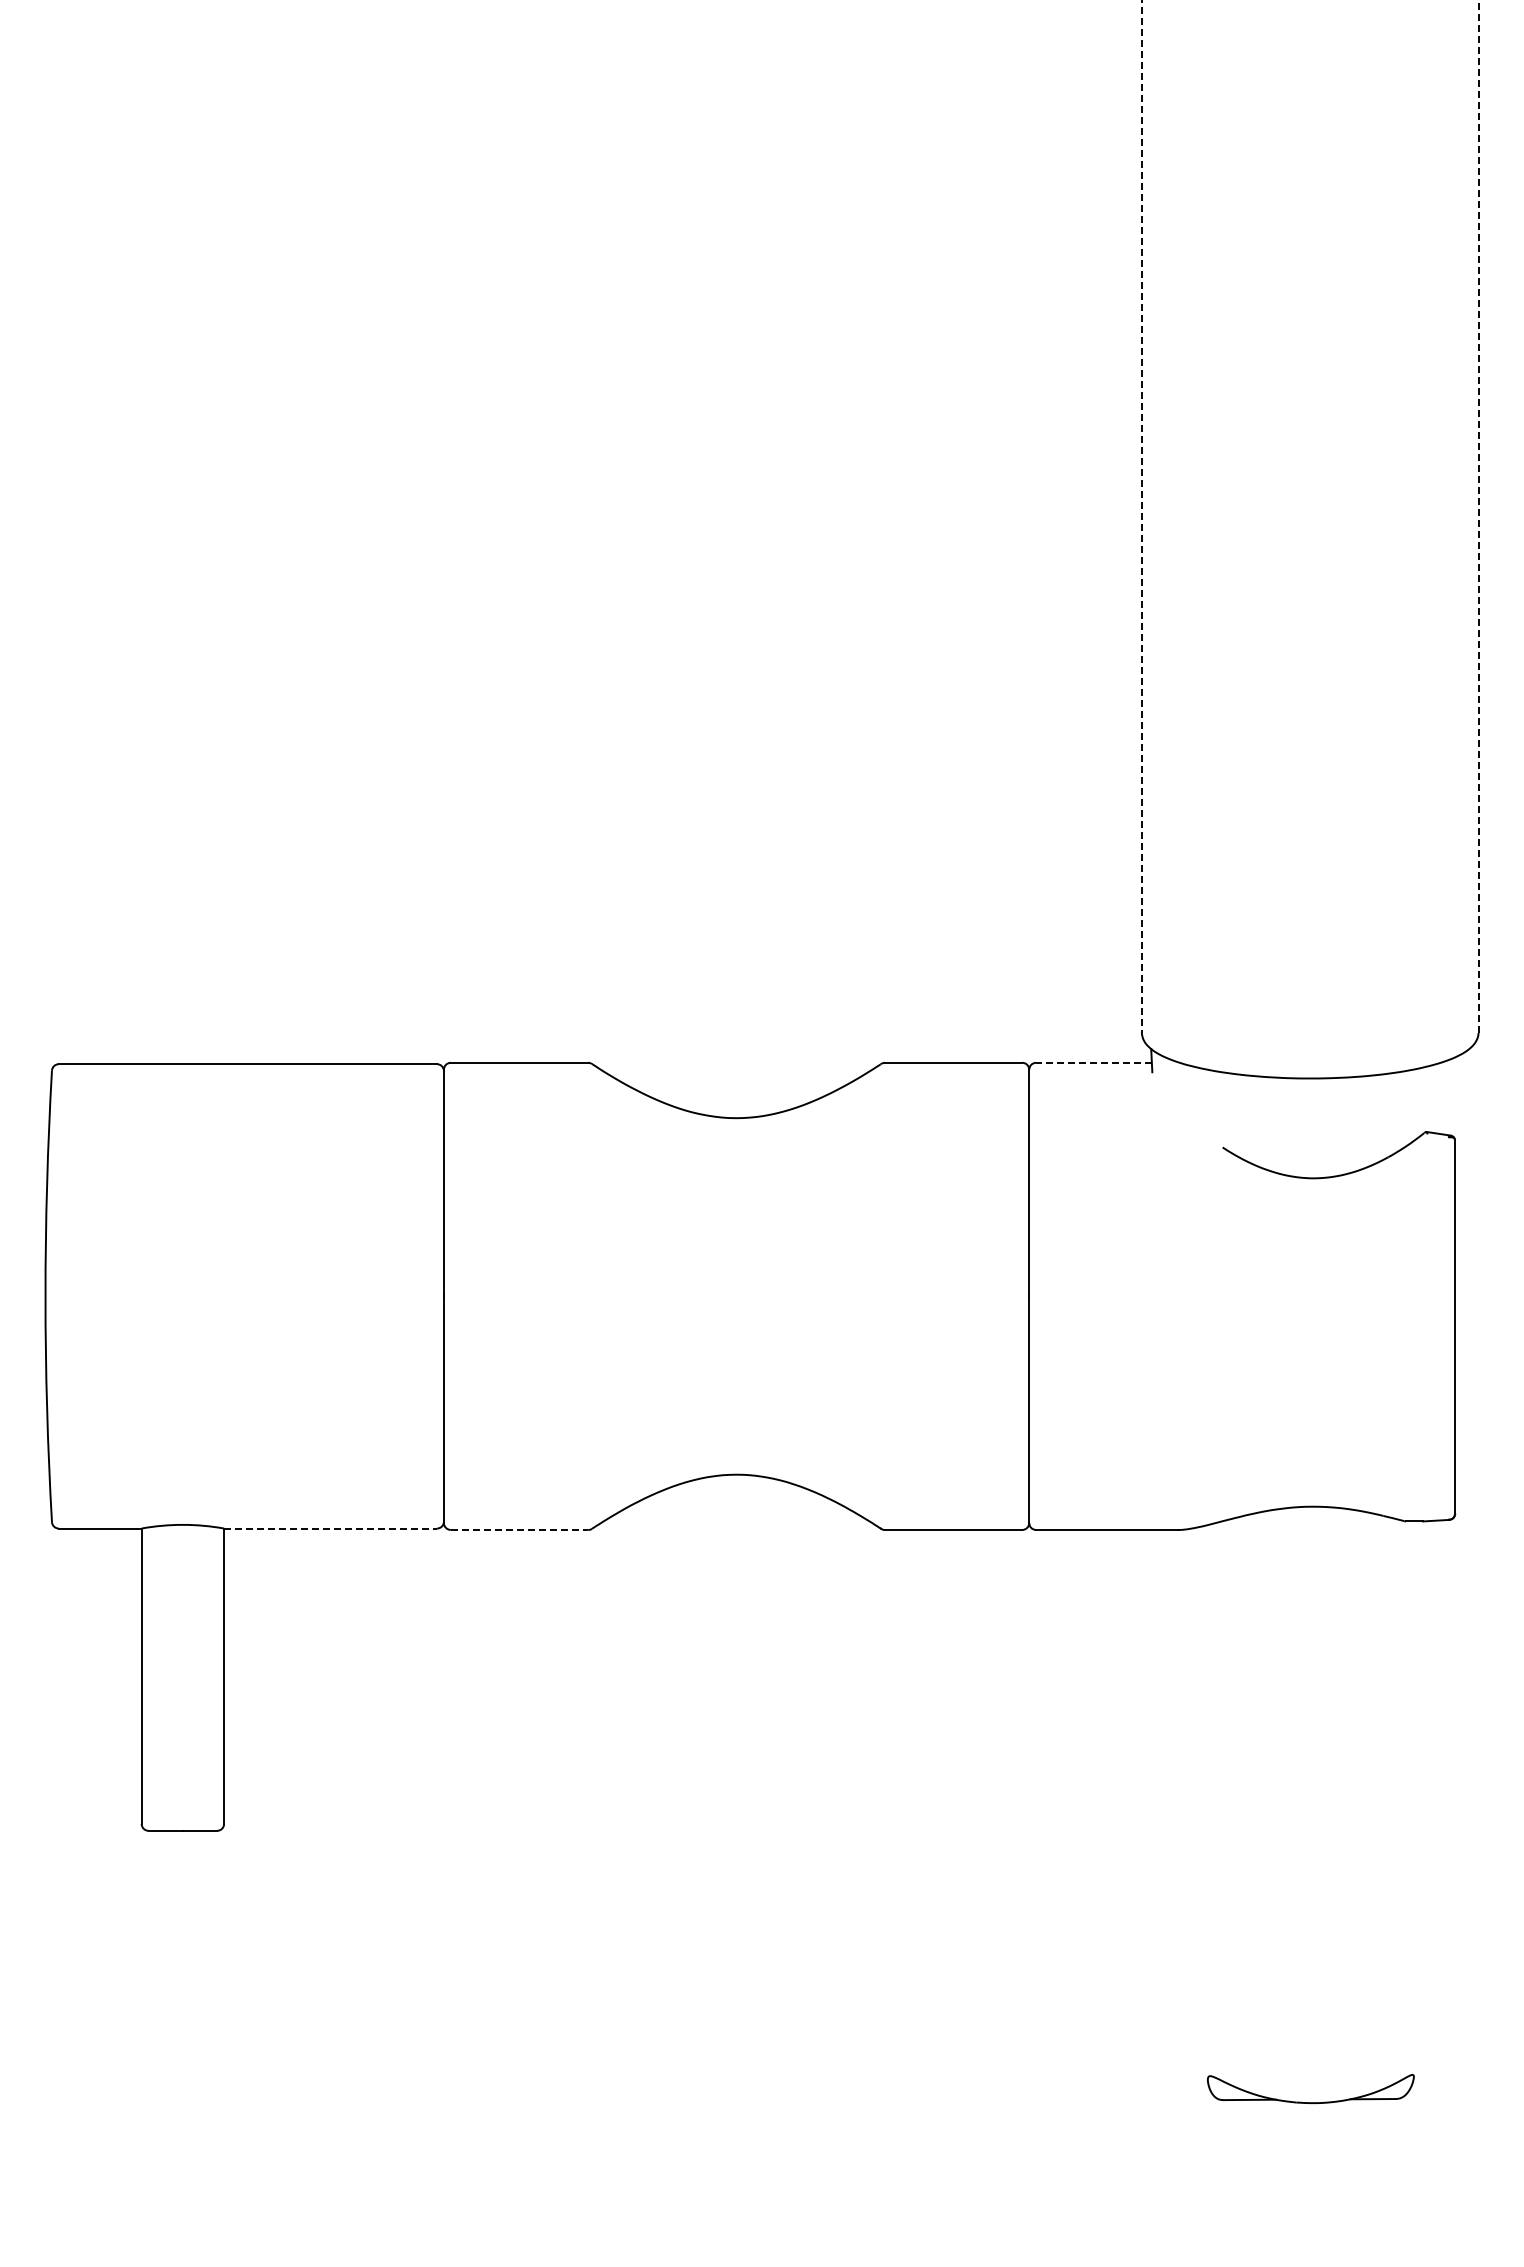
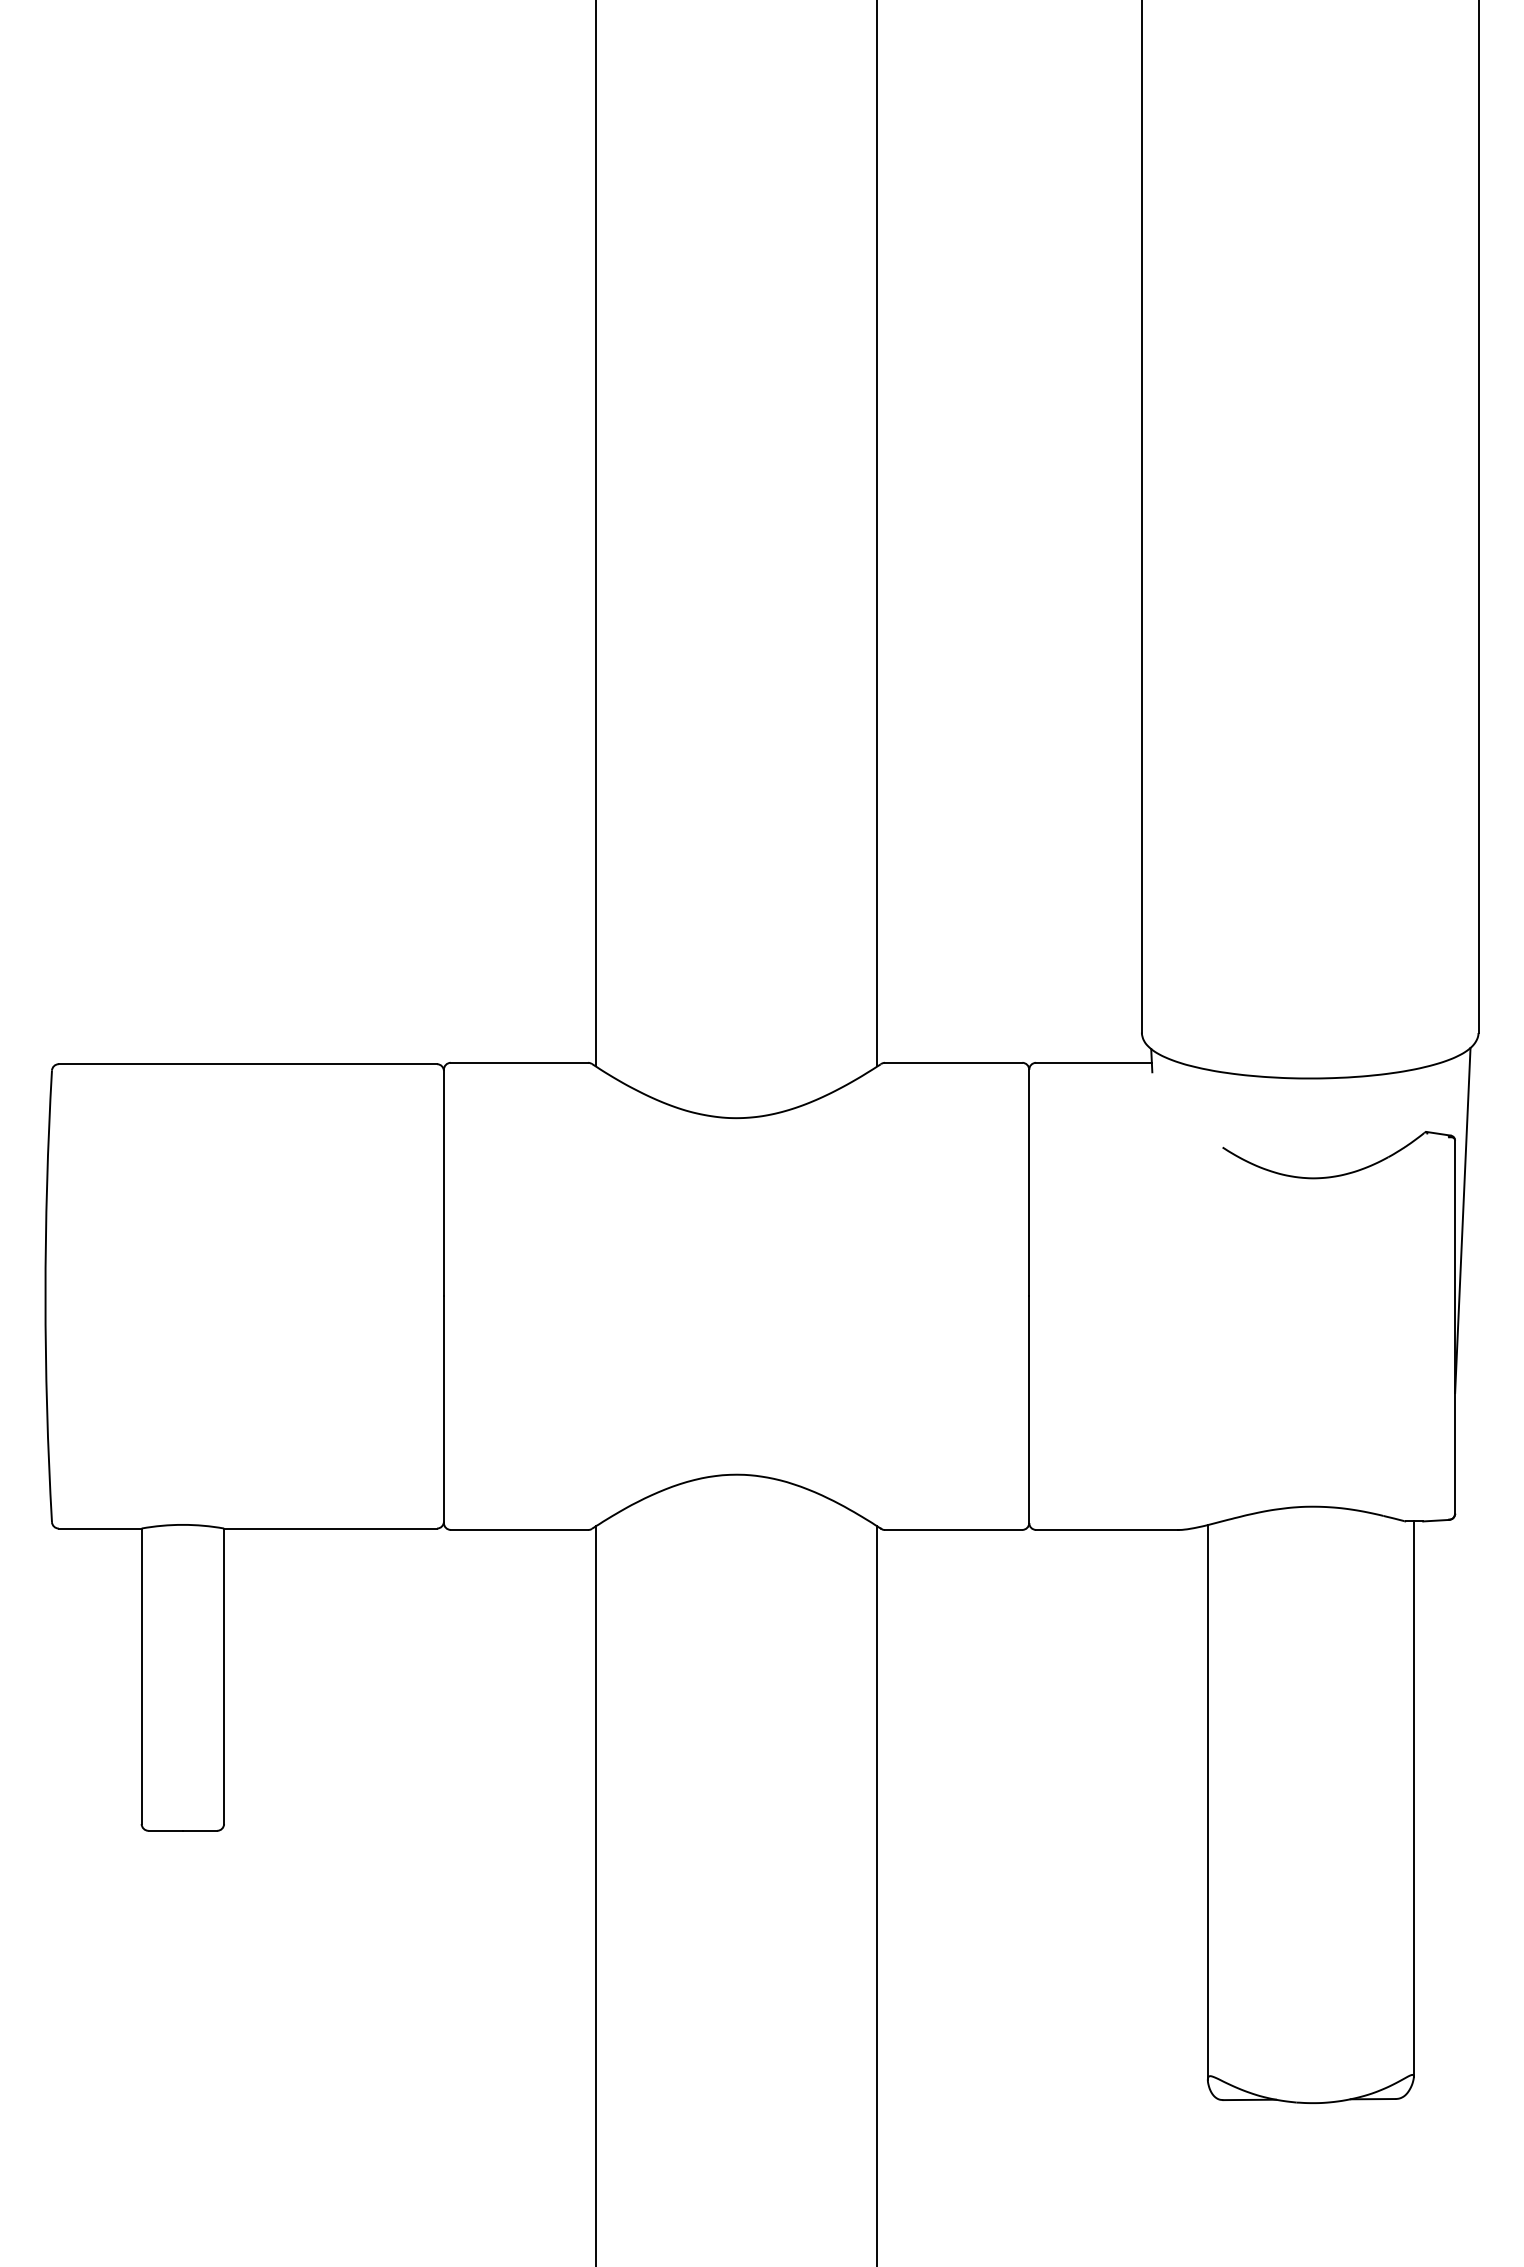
line: dashed -> solid (1141, 516)
line: dashed -> solid (1478, 516)
line: none -> present (595, 534)
line: none -> present (877, 534)
line: dashed -> solid (1094, 1062)
line: none -> present (1462, 1220)
line: dashed -> solid (331, 1528)
line: dashed -> solid (519, 1529)
line: none -> present (1413, 1798)
line: none -> present (1207, 1802)
line: none -> present (595, 1894)
line: none -> present (877, 1894)
